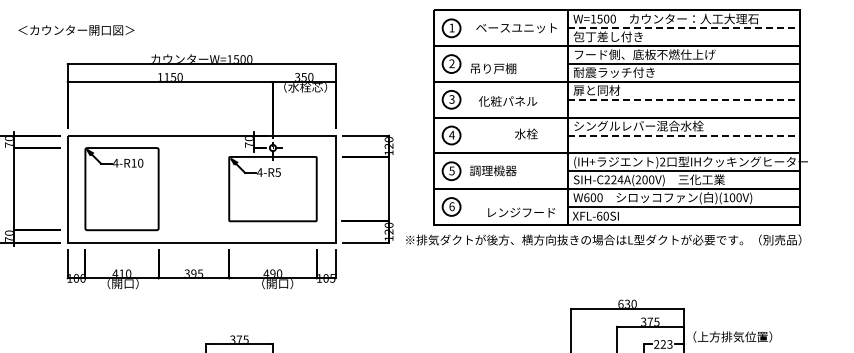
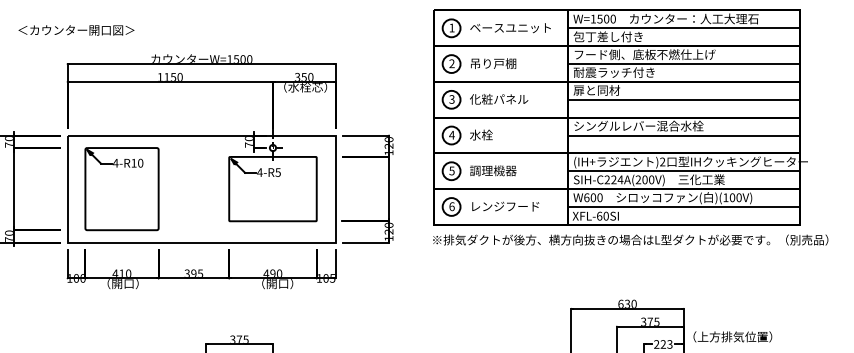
text position: (516, 28) -> (510, 28) (510, 28)
line: dashed -> solid (684, 28)
text position: (493, 68) -> (493, 63) (493, 63)
line: dashed -> solid (684, 99)
text position: (508, 101) -> (499, 99) (499, 99)
text position: (526, 133) -> (481, 134) (481, 134)
line: dashed -> solid (684, 135)
text position: (521, 212) -> (505, 206) (505, 206)
text position: (603, 239) -> (630, 239) (630, 239)
